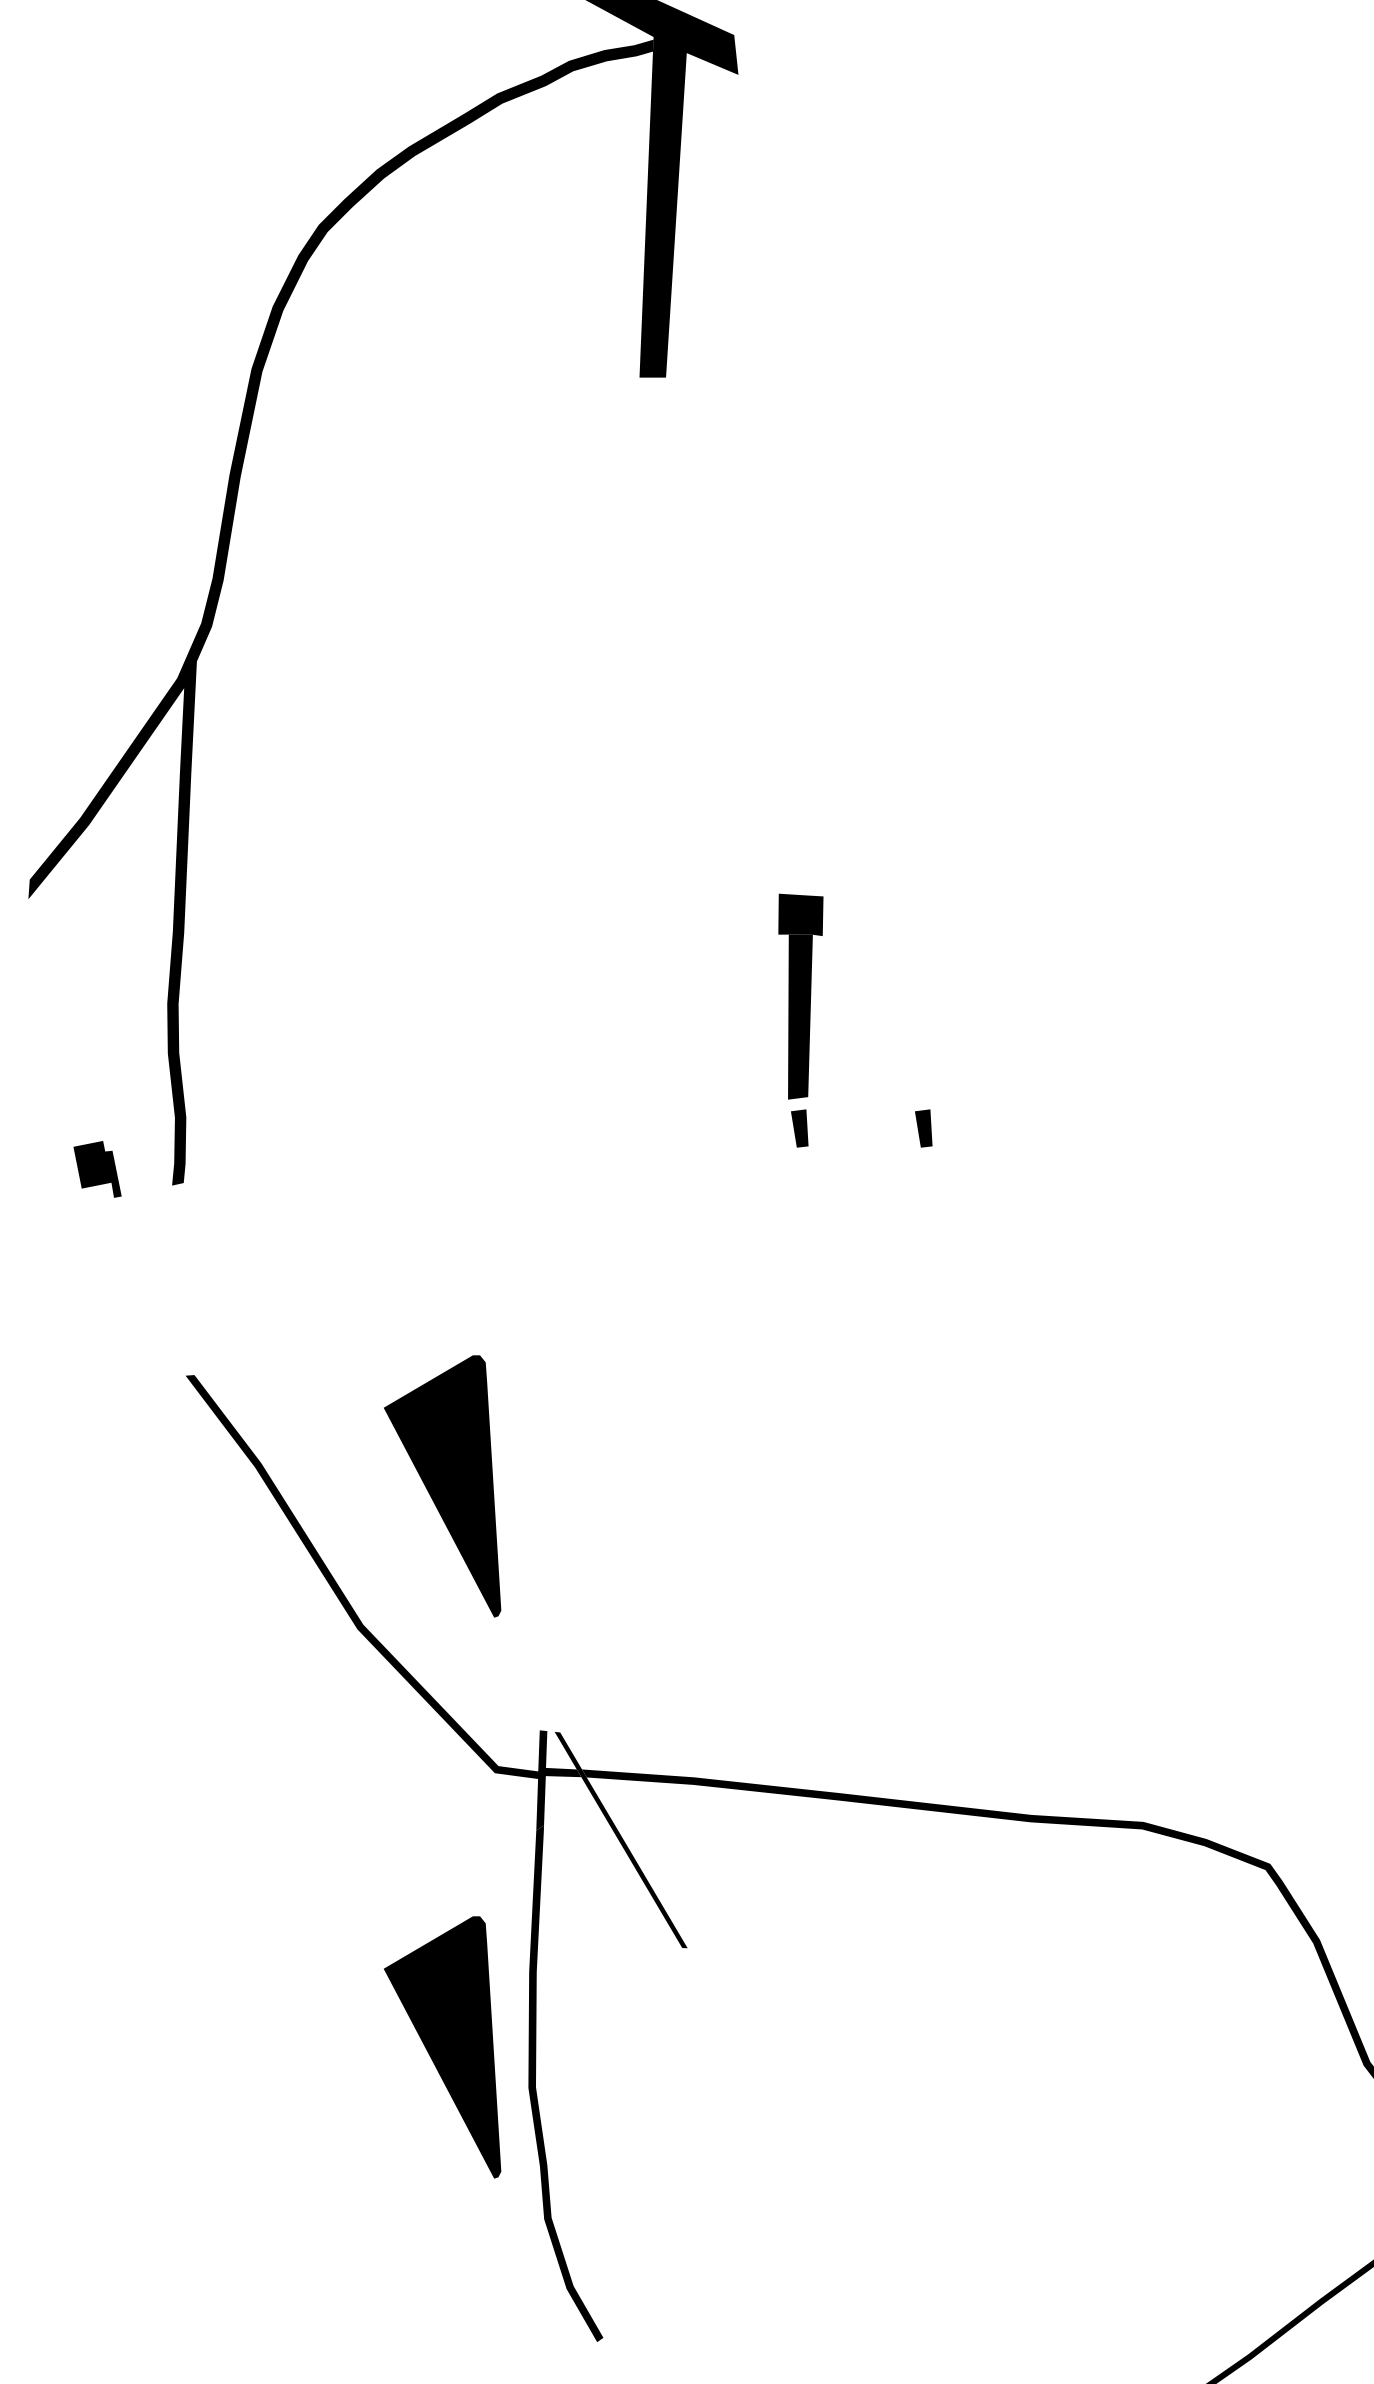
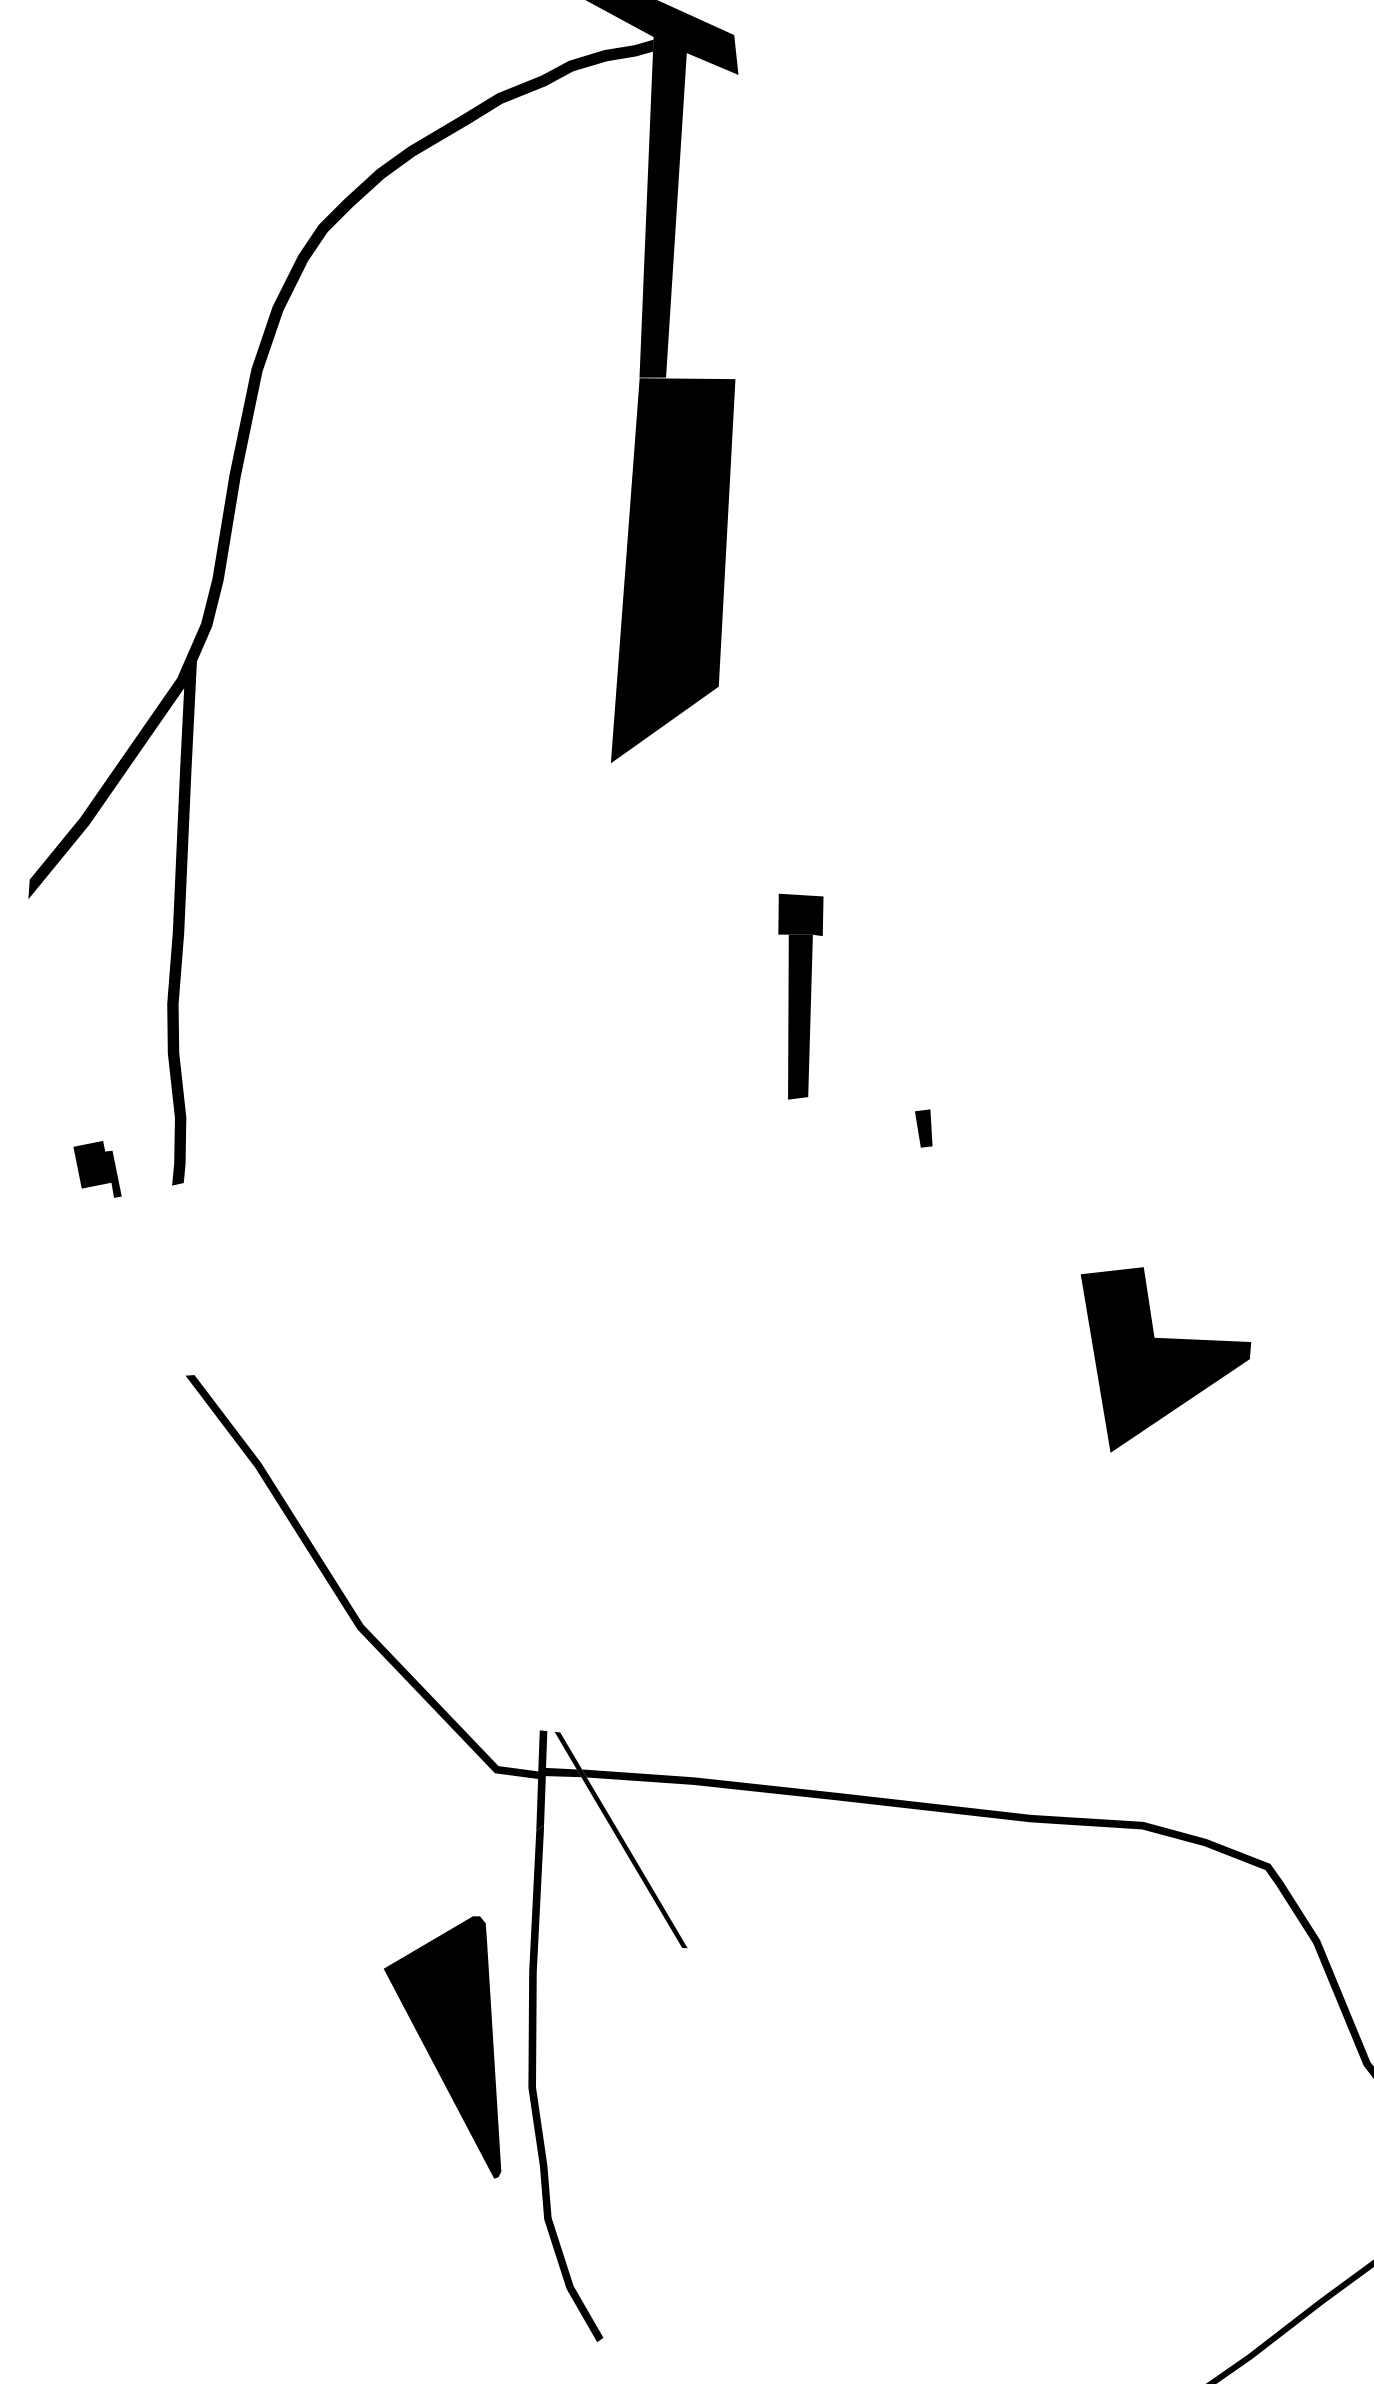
fill: none -> present (672, 570)
part: present -> none (799, 1128)
fill: none -> present (1165, 1359)
part: present -> none (442, 1486)
